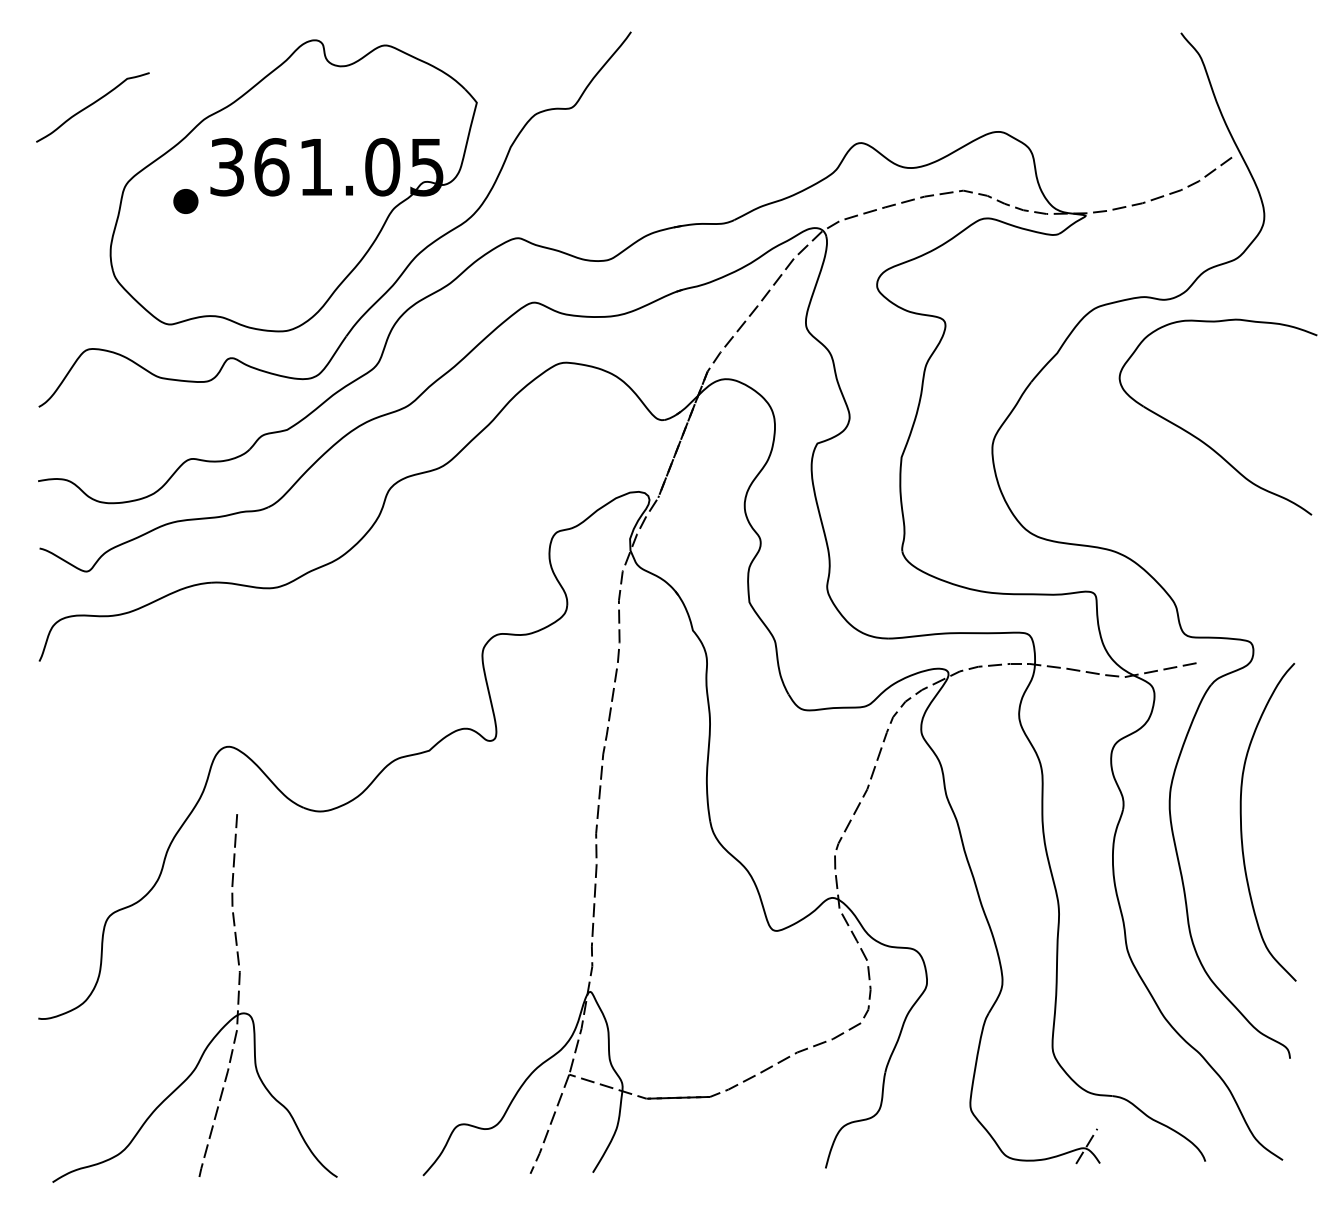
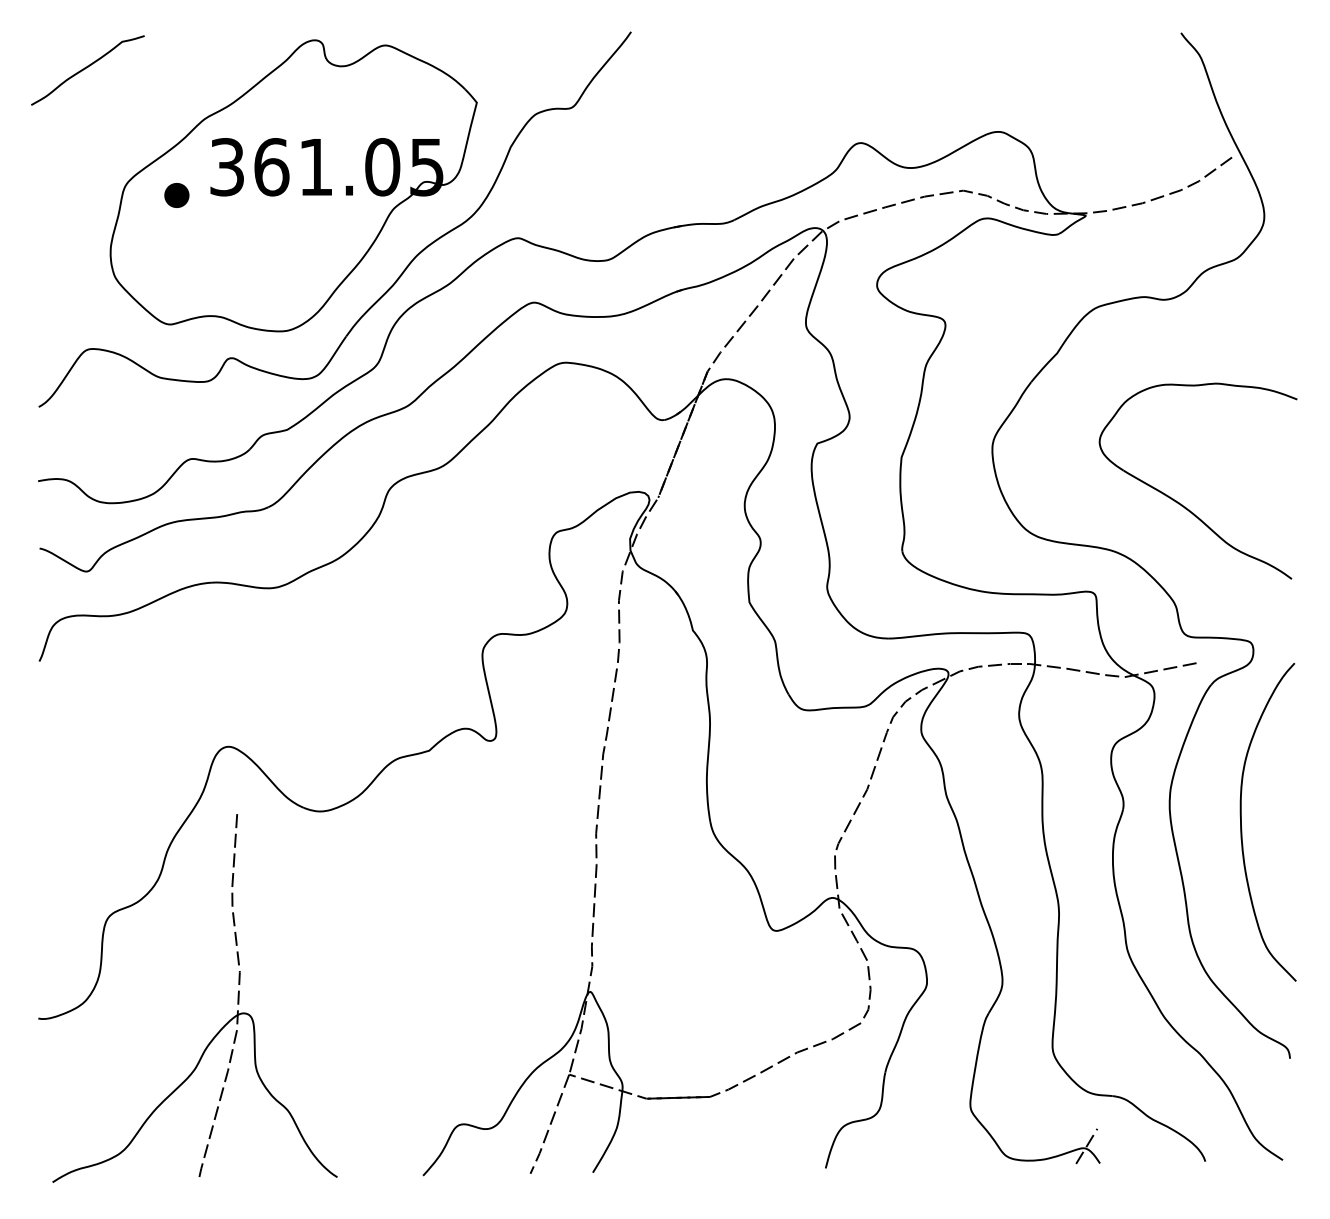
curve position: (91, 105) -> (86, 68) (86, 68)
part position: (185, 201) -> (176, 195) (176, 195)
part position: (1202, 440) -> (1182, 504) (1182, 504)
